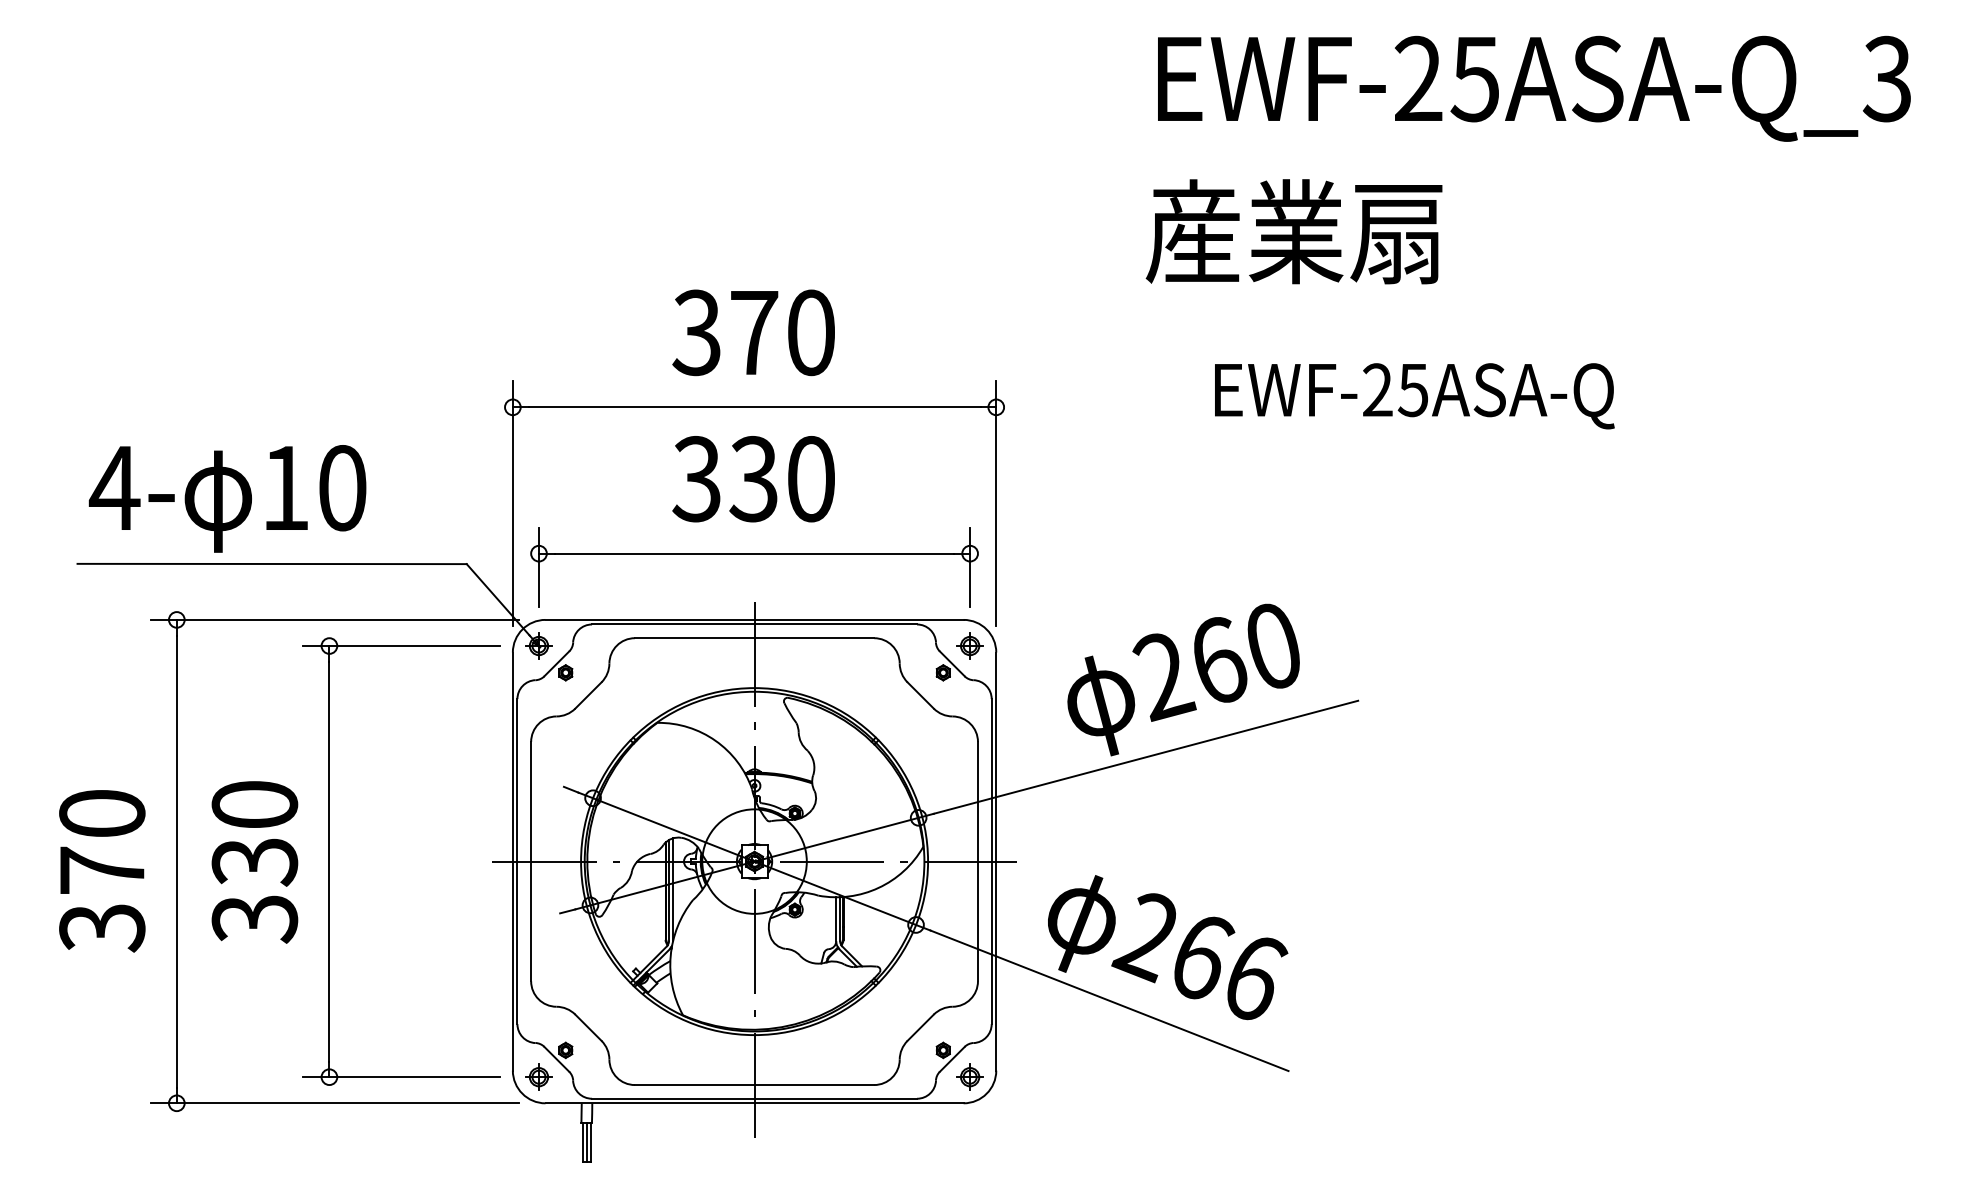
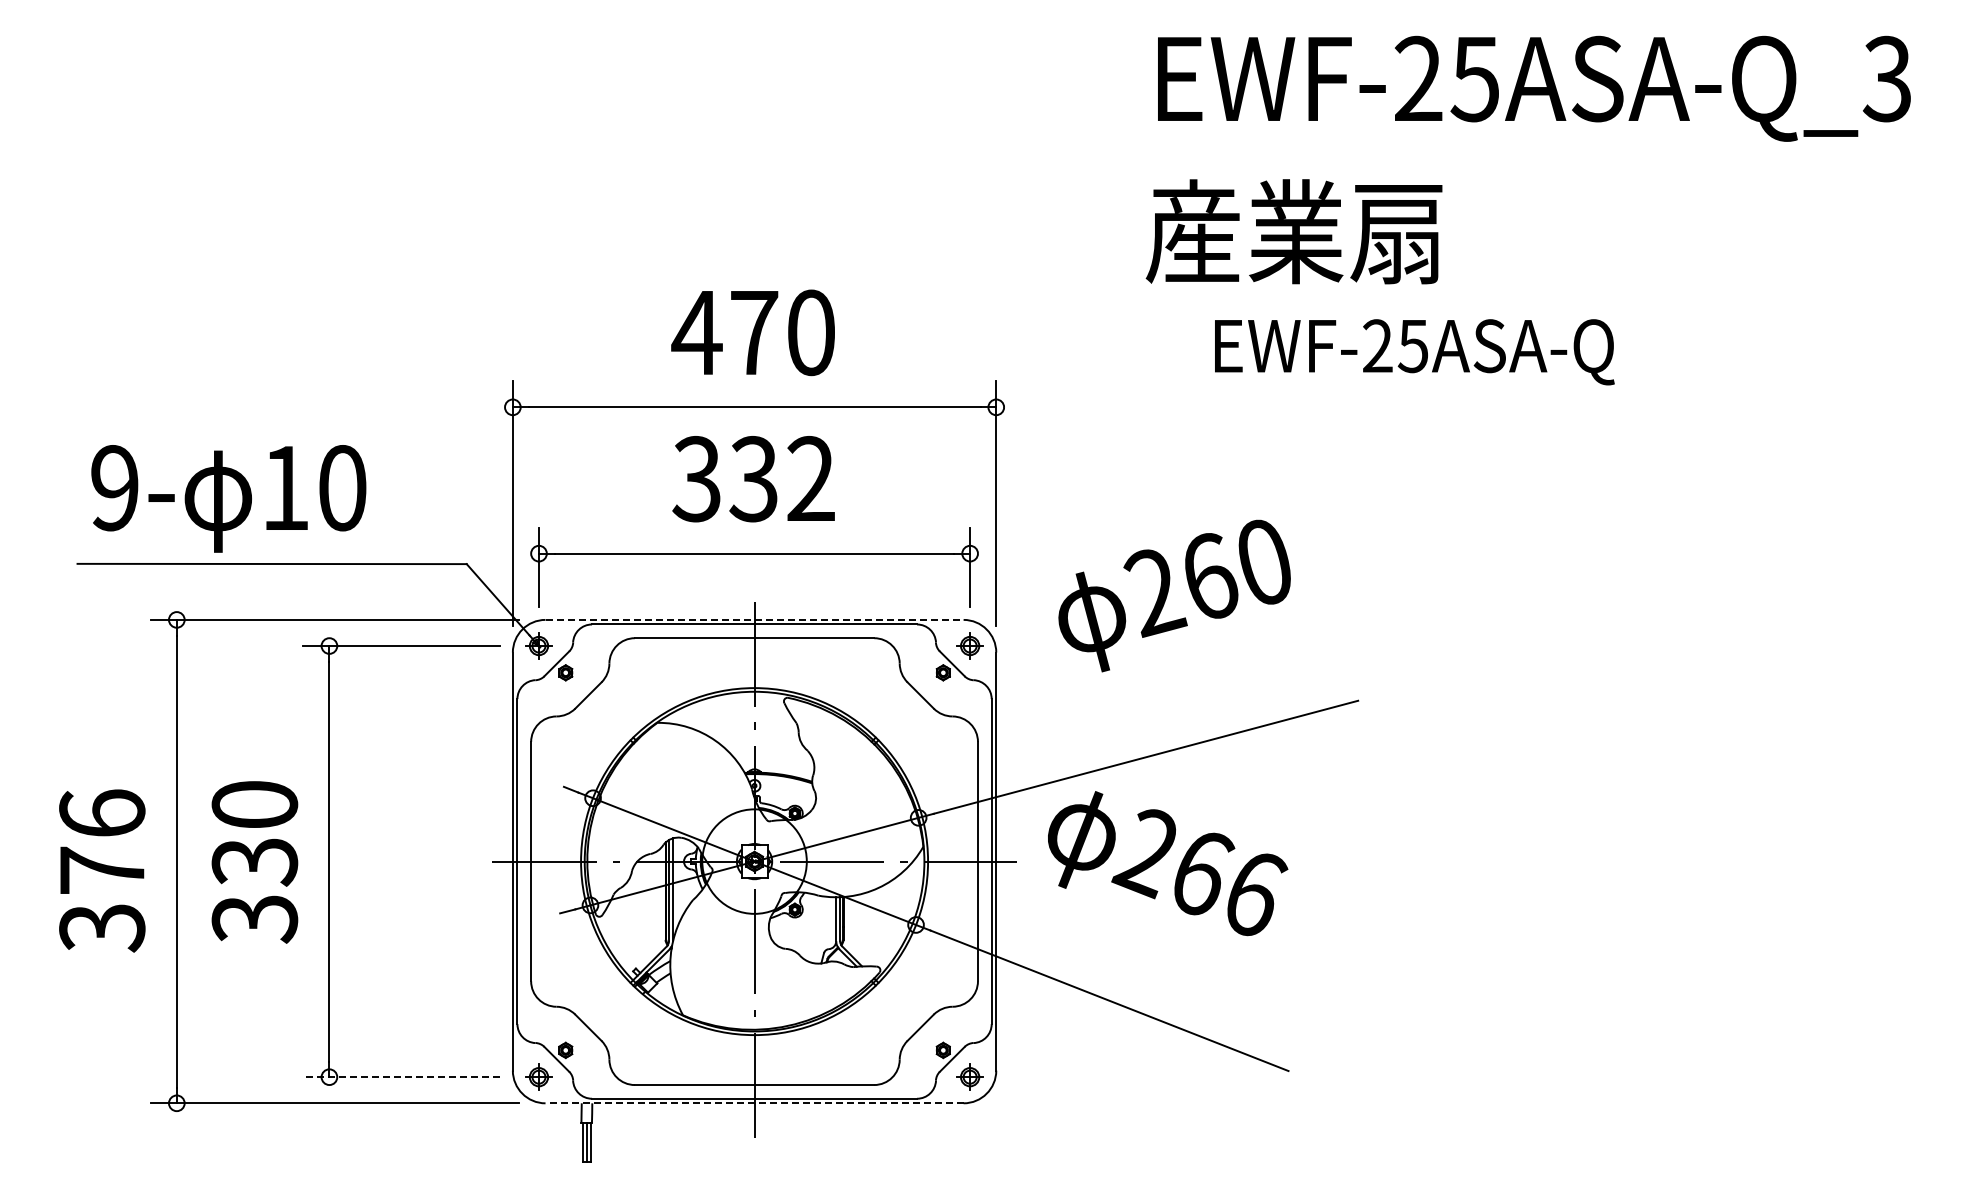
text: 370 -> 470 (696, 332)
text position: (1414, 396) -> (1414, 352) (1414, 352)
text: 330 -> 332 (810, 479)
text: 4- -> 9- (114, 488)
line: solid -> dashed (755, 619)
text position: (1183, 679) -> (1174, 595) (1174, 595)
text: 370 -> 376 (102, 812)
text position: (1168, 947) -> (1168, 863) (1168, 863)
line: solid -> dashed (401, 1077)
line: solid -> dashed (754, 1103)
